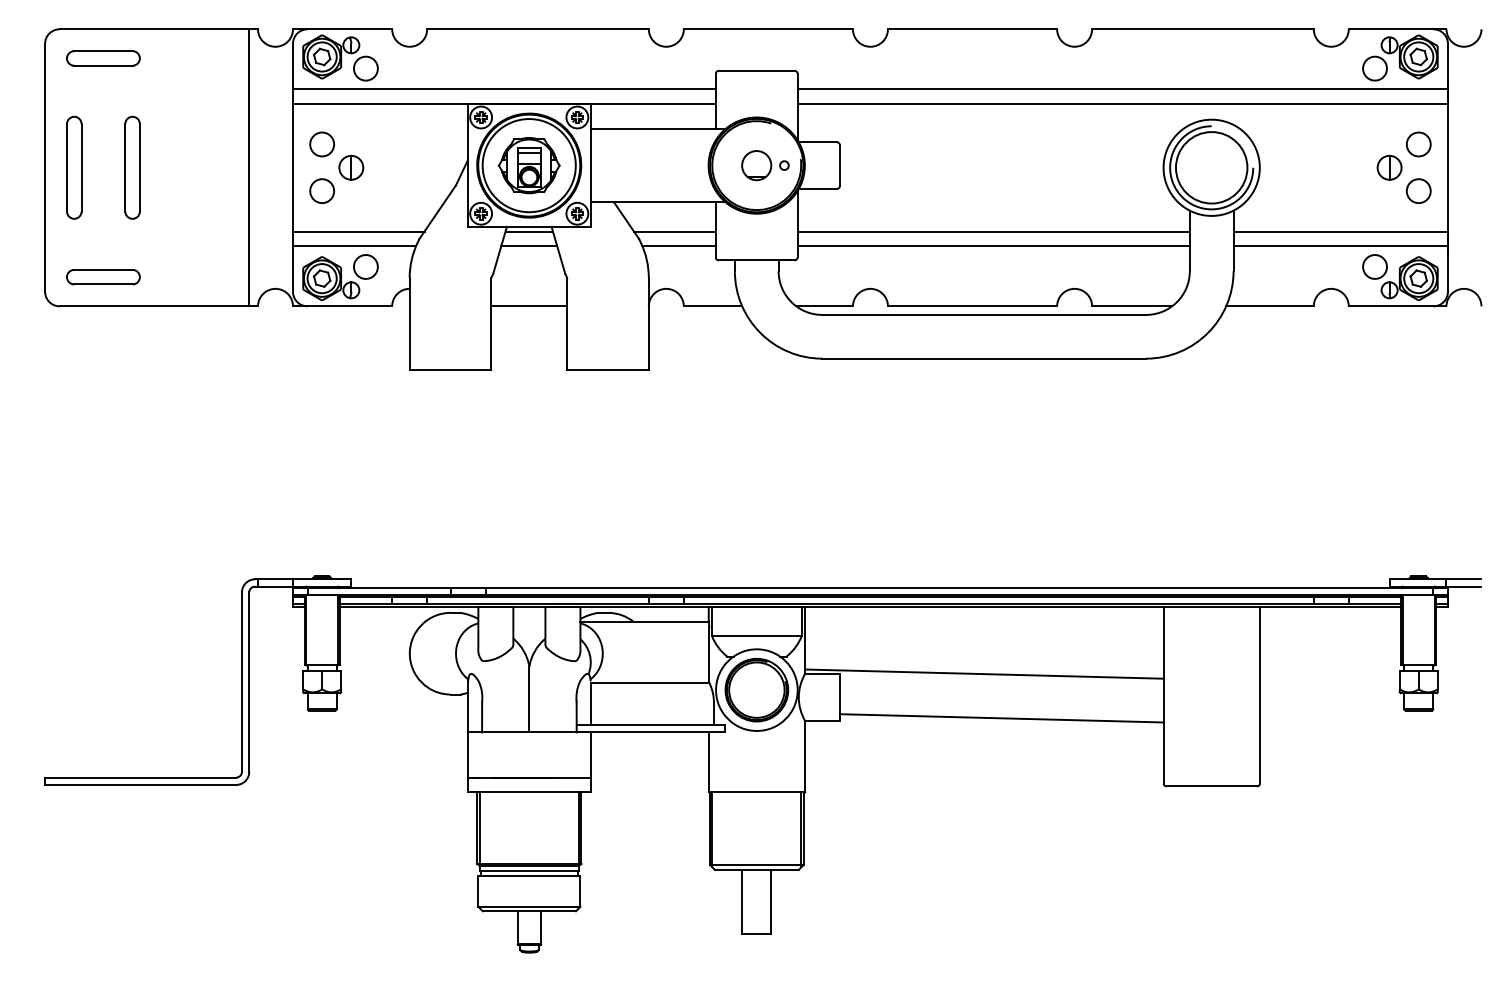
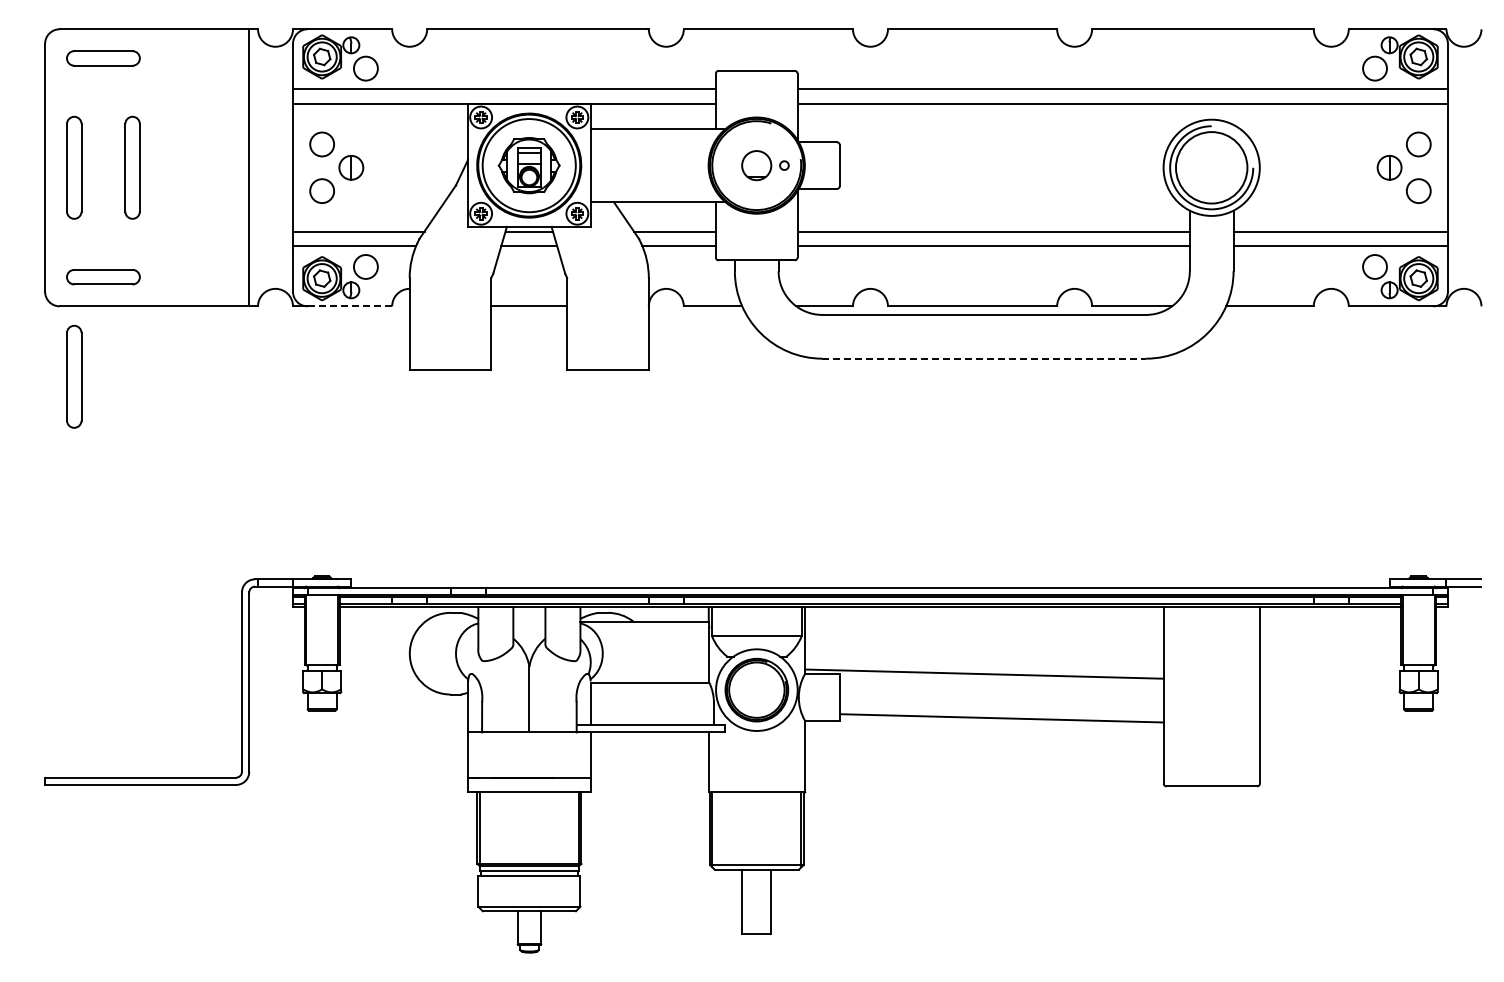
line: solid -> dashed (350, 306)
line: solid -> dashed (984, 358)
part: none -> present (74, 376)
